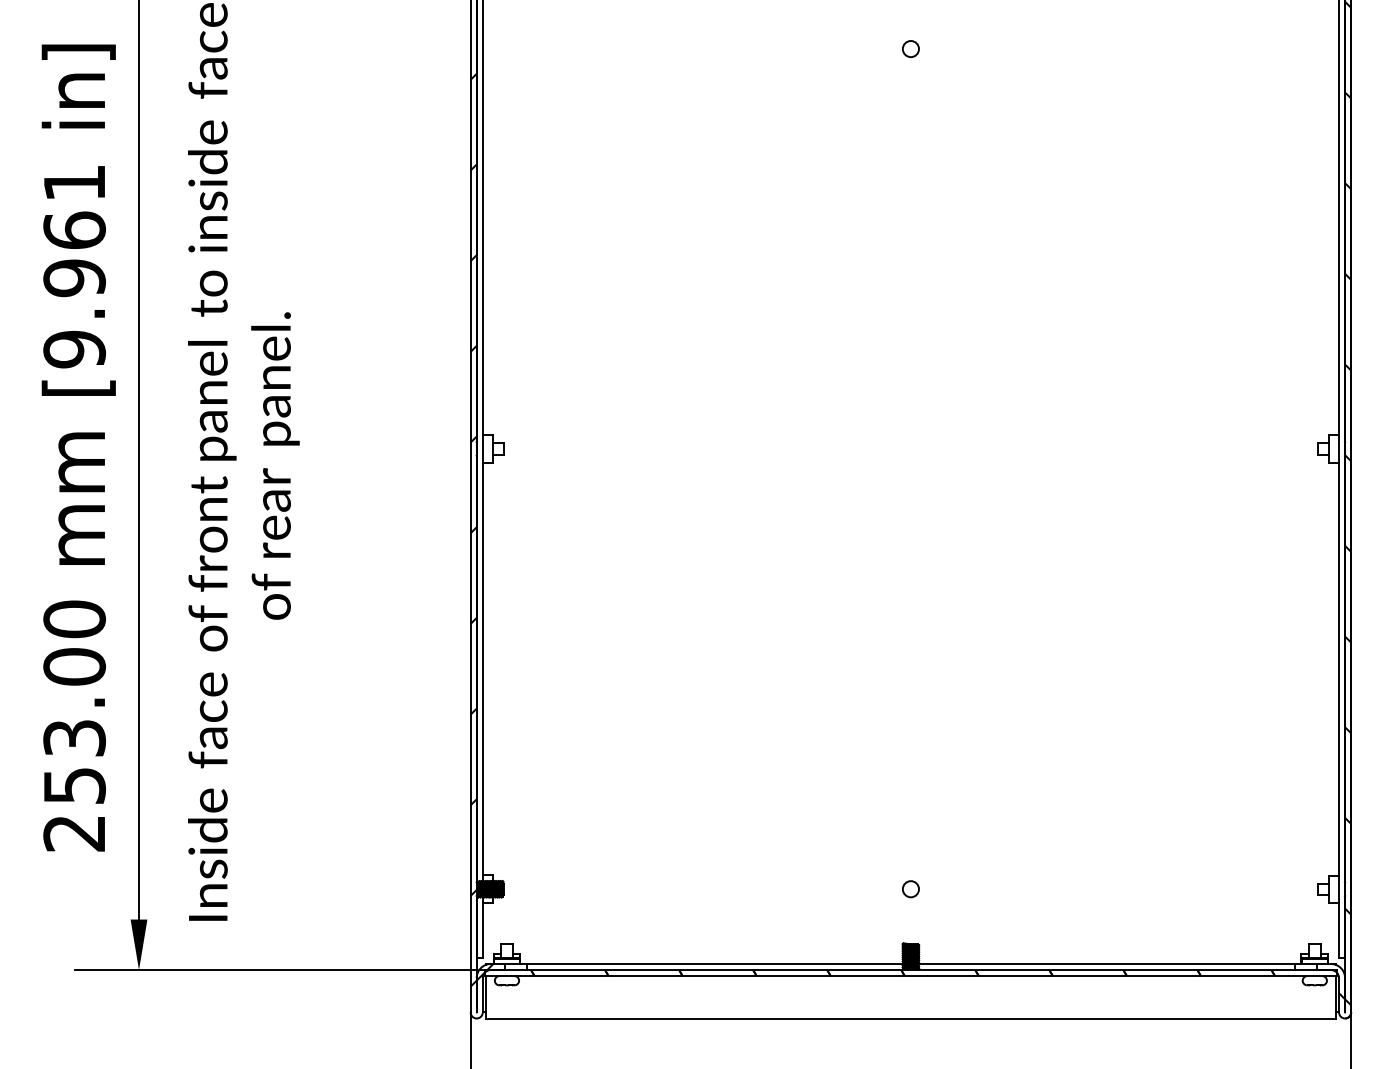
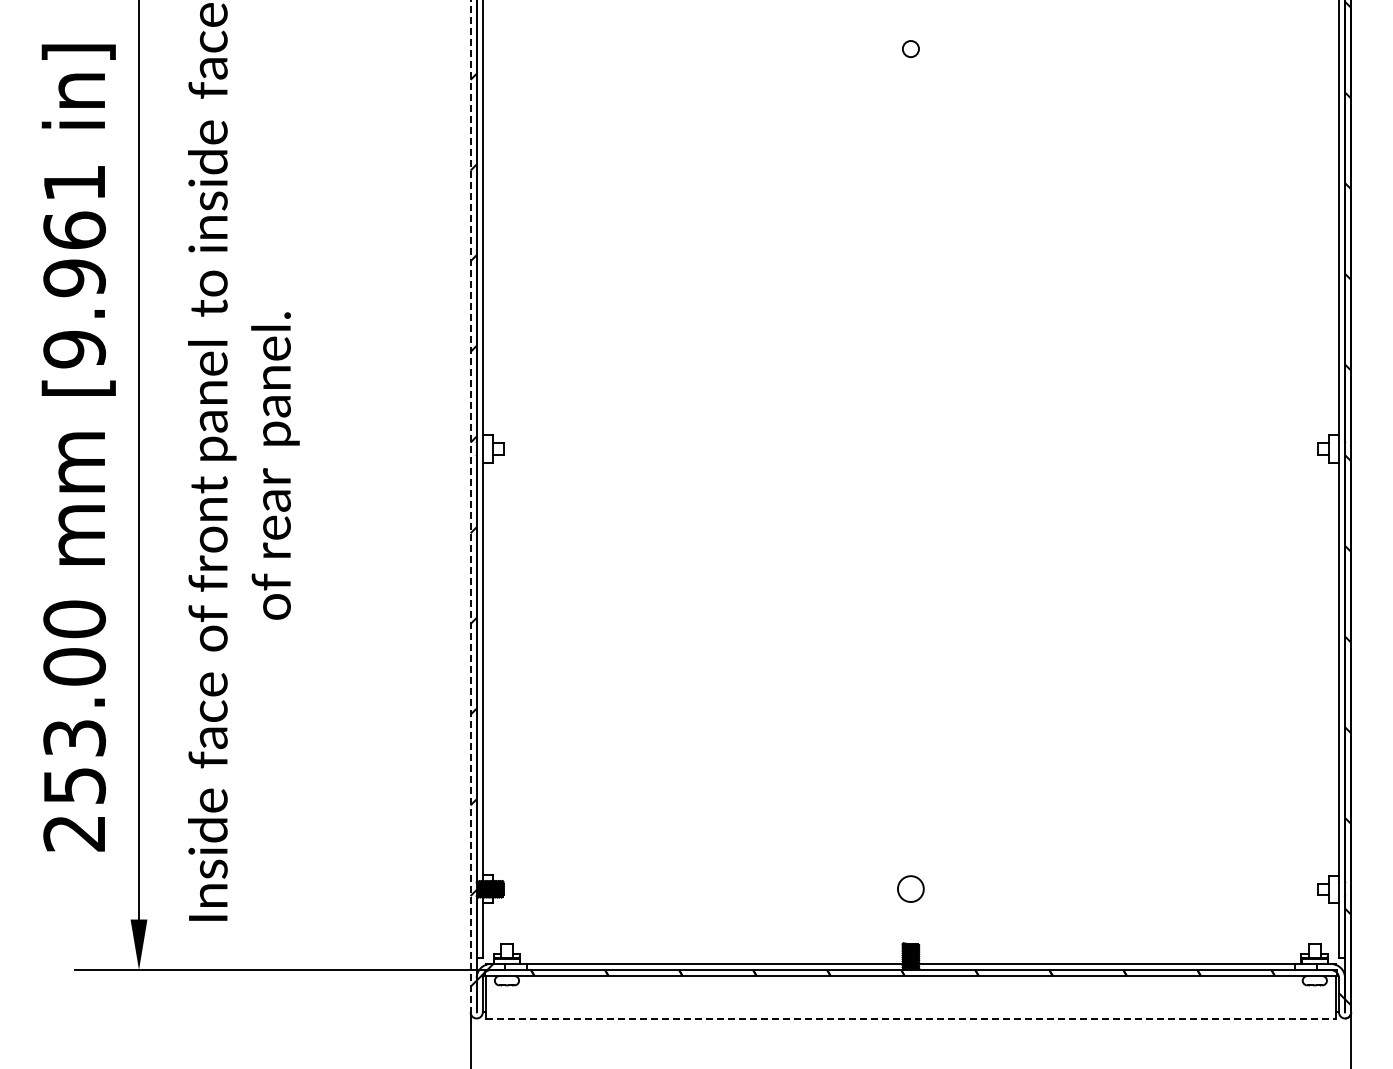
line: solid -> dashed (470, 506)
circle size: 18x19 px -> 28x28 px (910, 888)
line: solid -> dashed (910, 1018)
